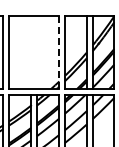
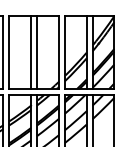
line: none -> present (31, 52)
line: none -> present (37, 52)
line: dashed -> solid (58, 53)
